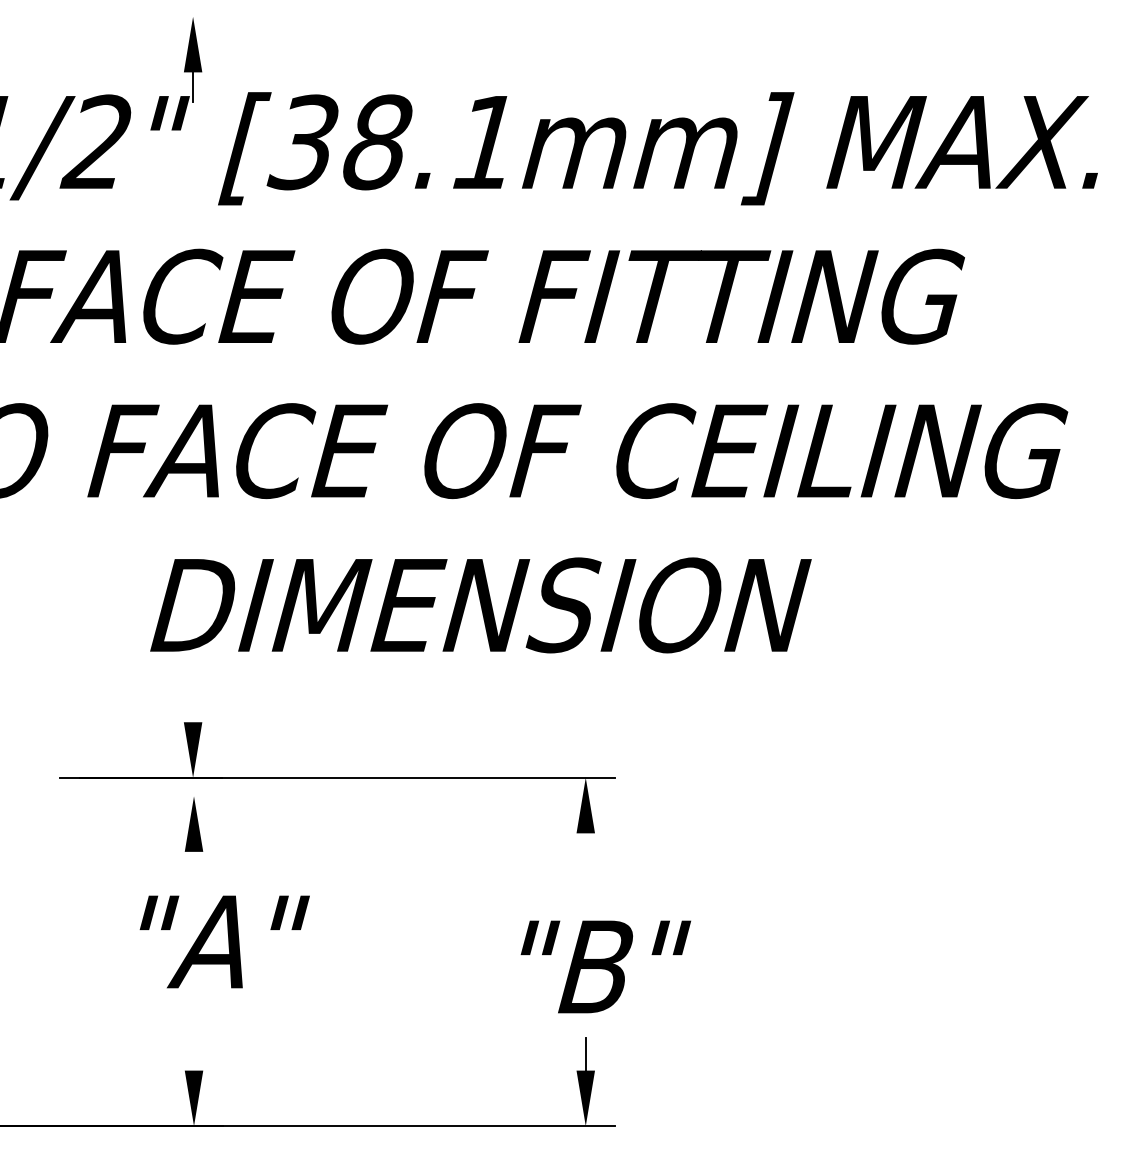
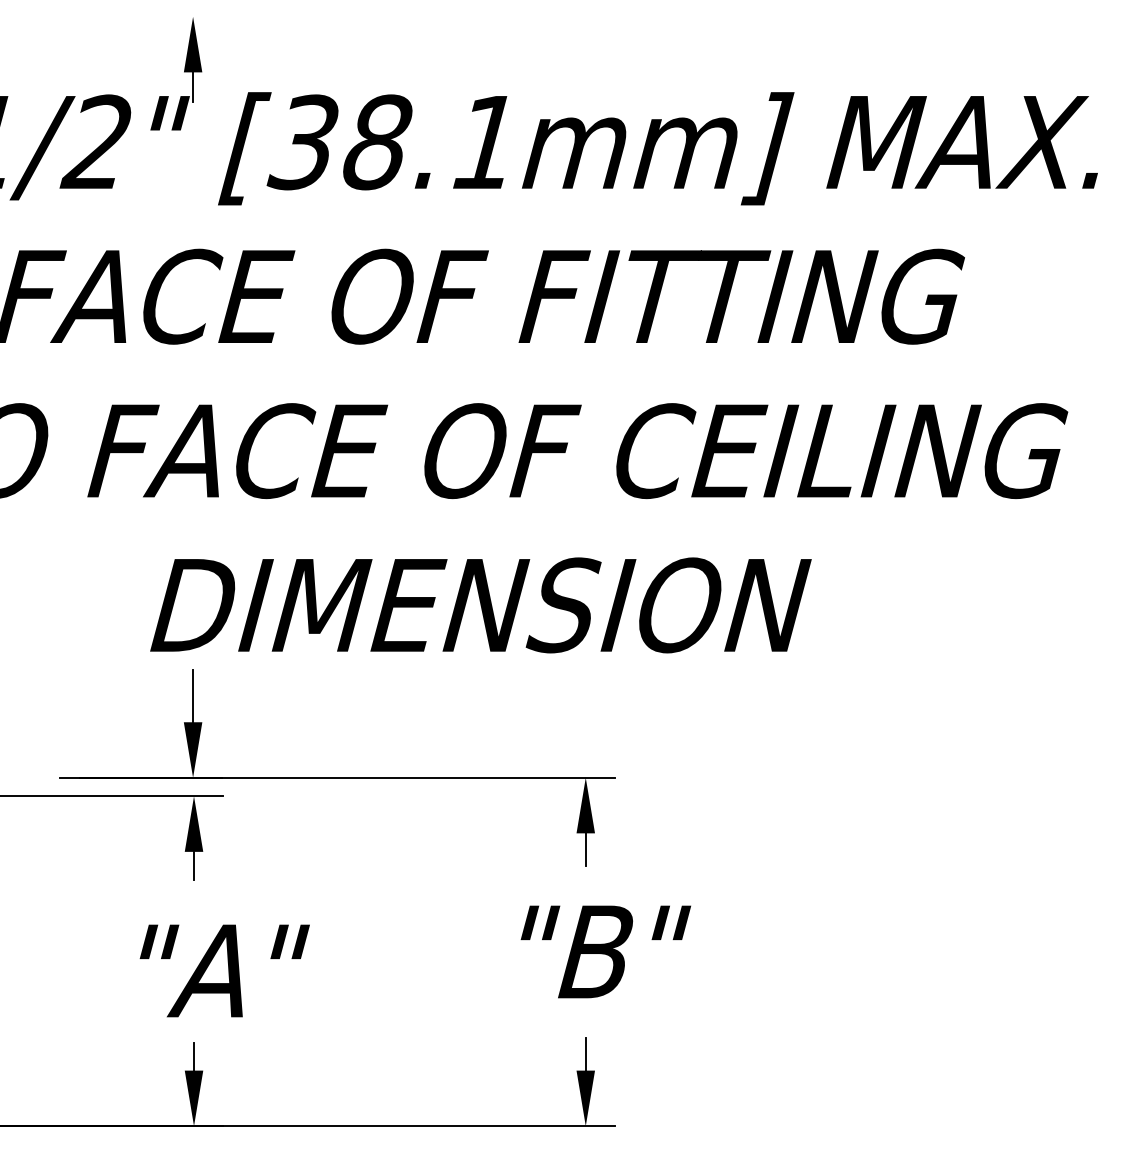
line: none -> present (193, 695)
line: none -> present (112, 796)
line: none -> present (585, 849)
line: none -> present (194, 865)
text position: (224, 941) -> (224, 970) (224, 970)
text position: (605, 966) -> (605, 951) (605, 951)
line: none -> present (194, 1056)
